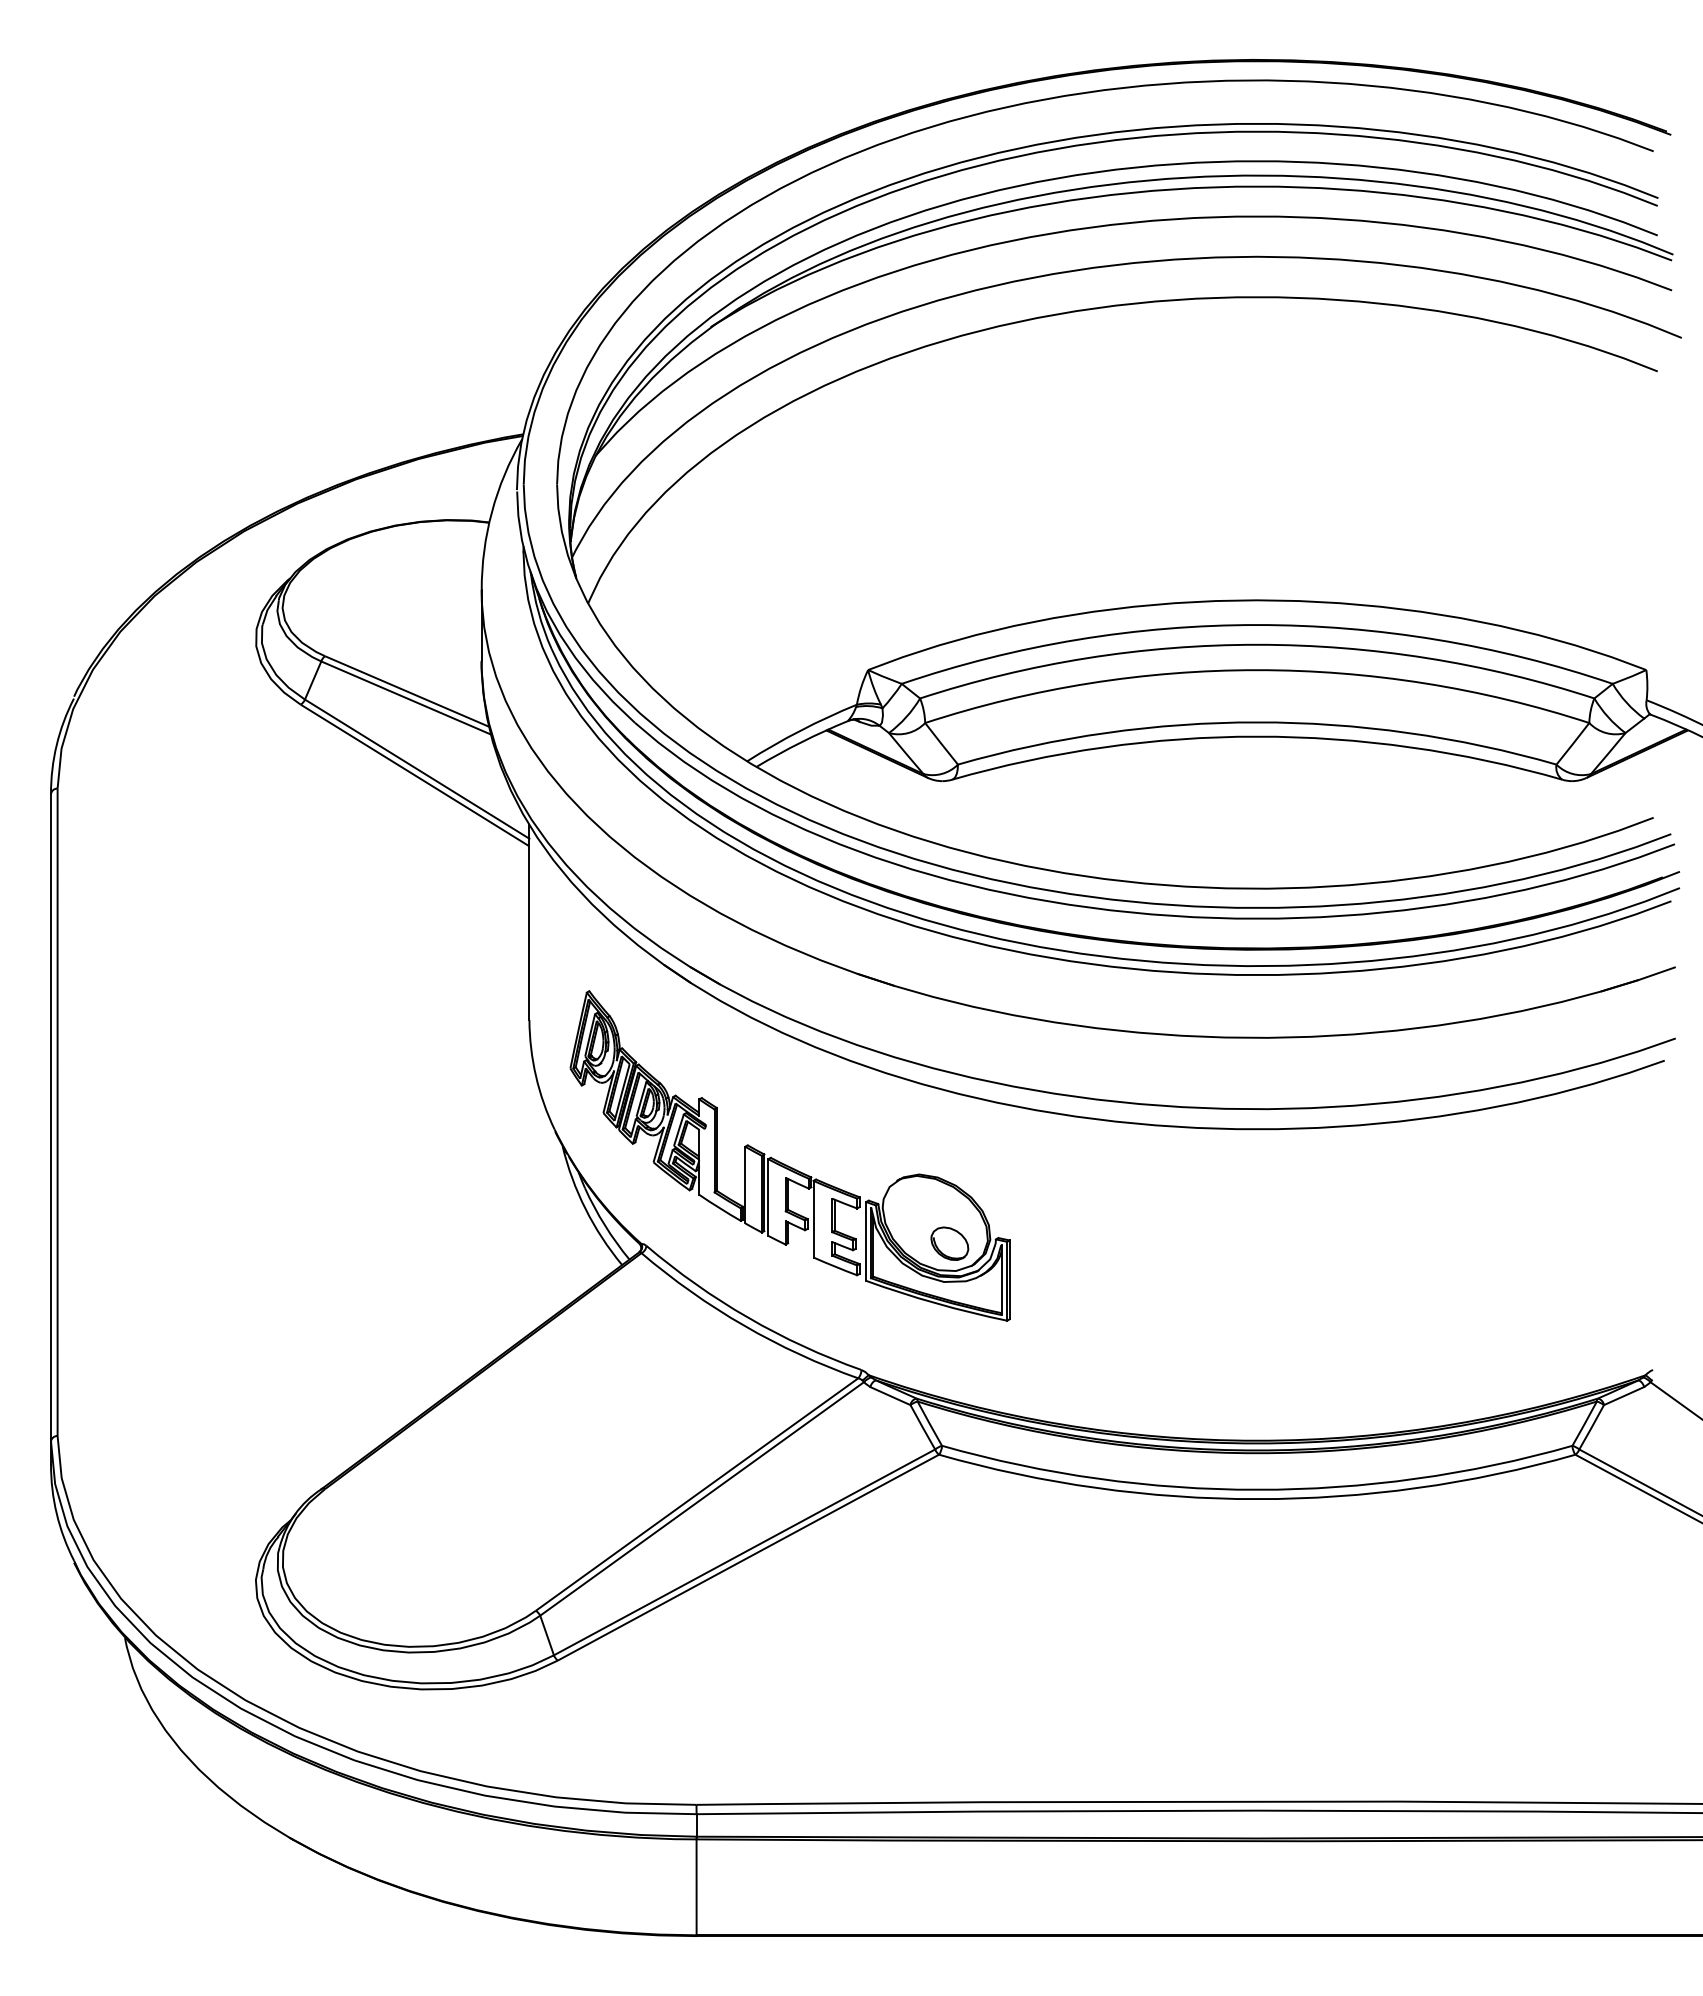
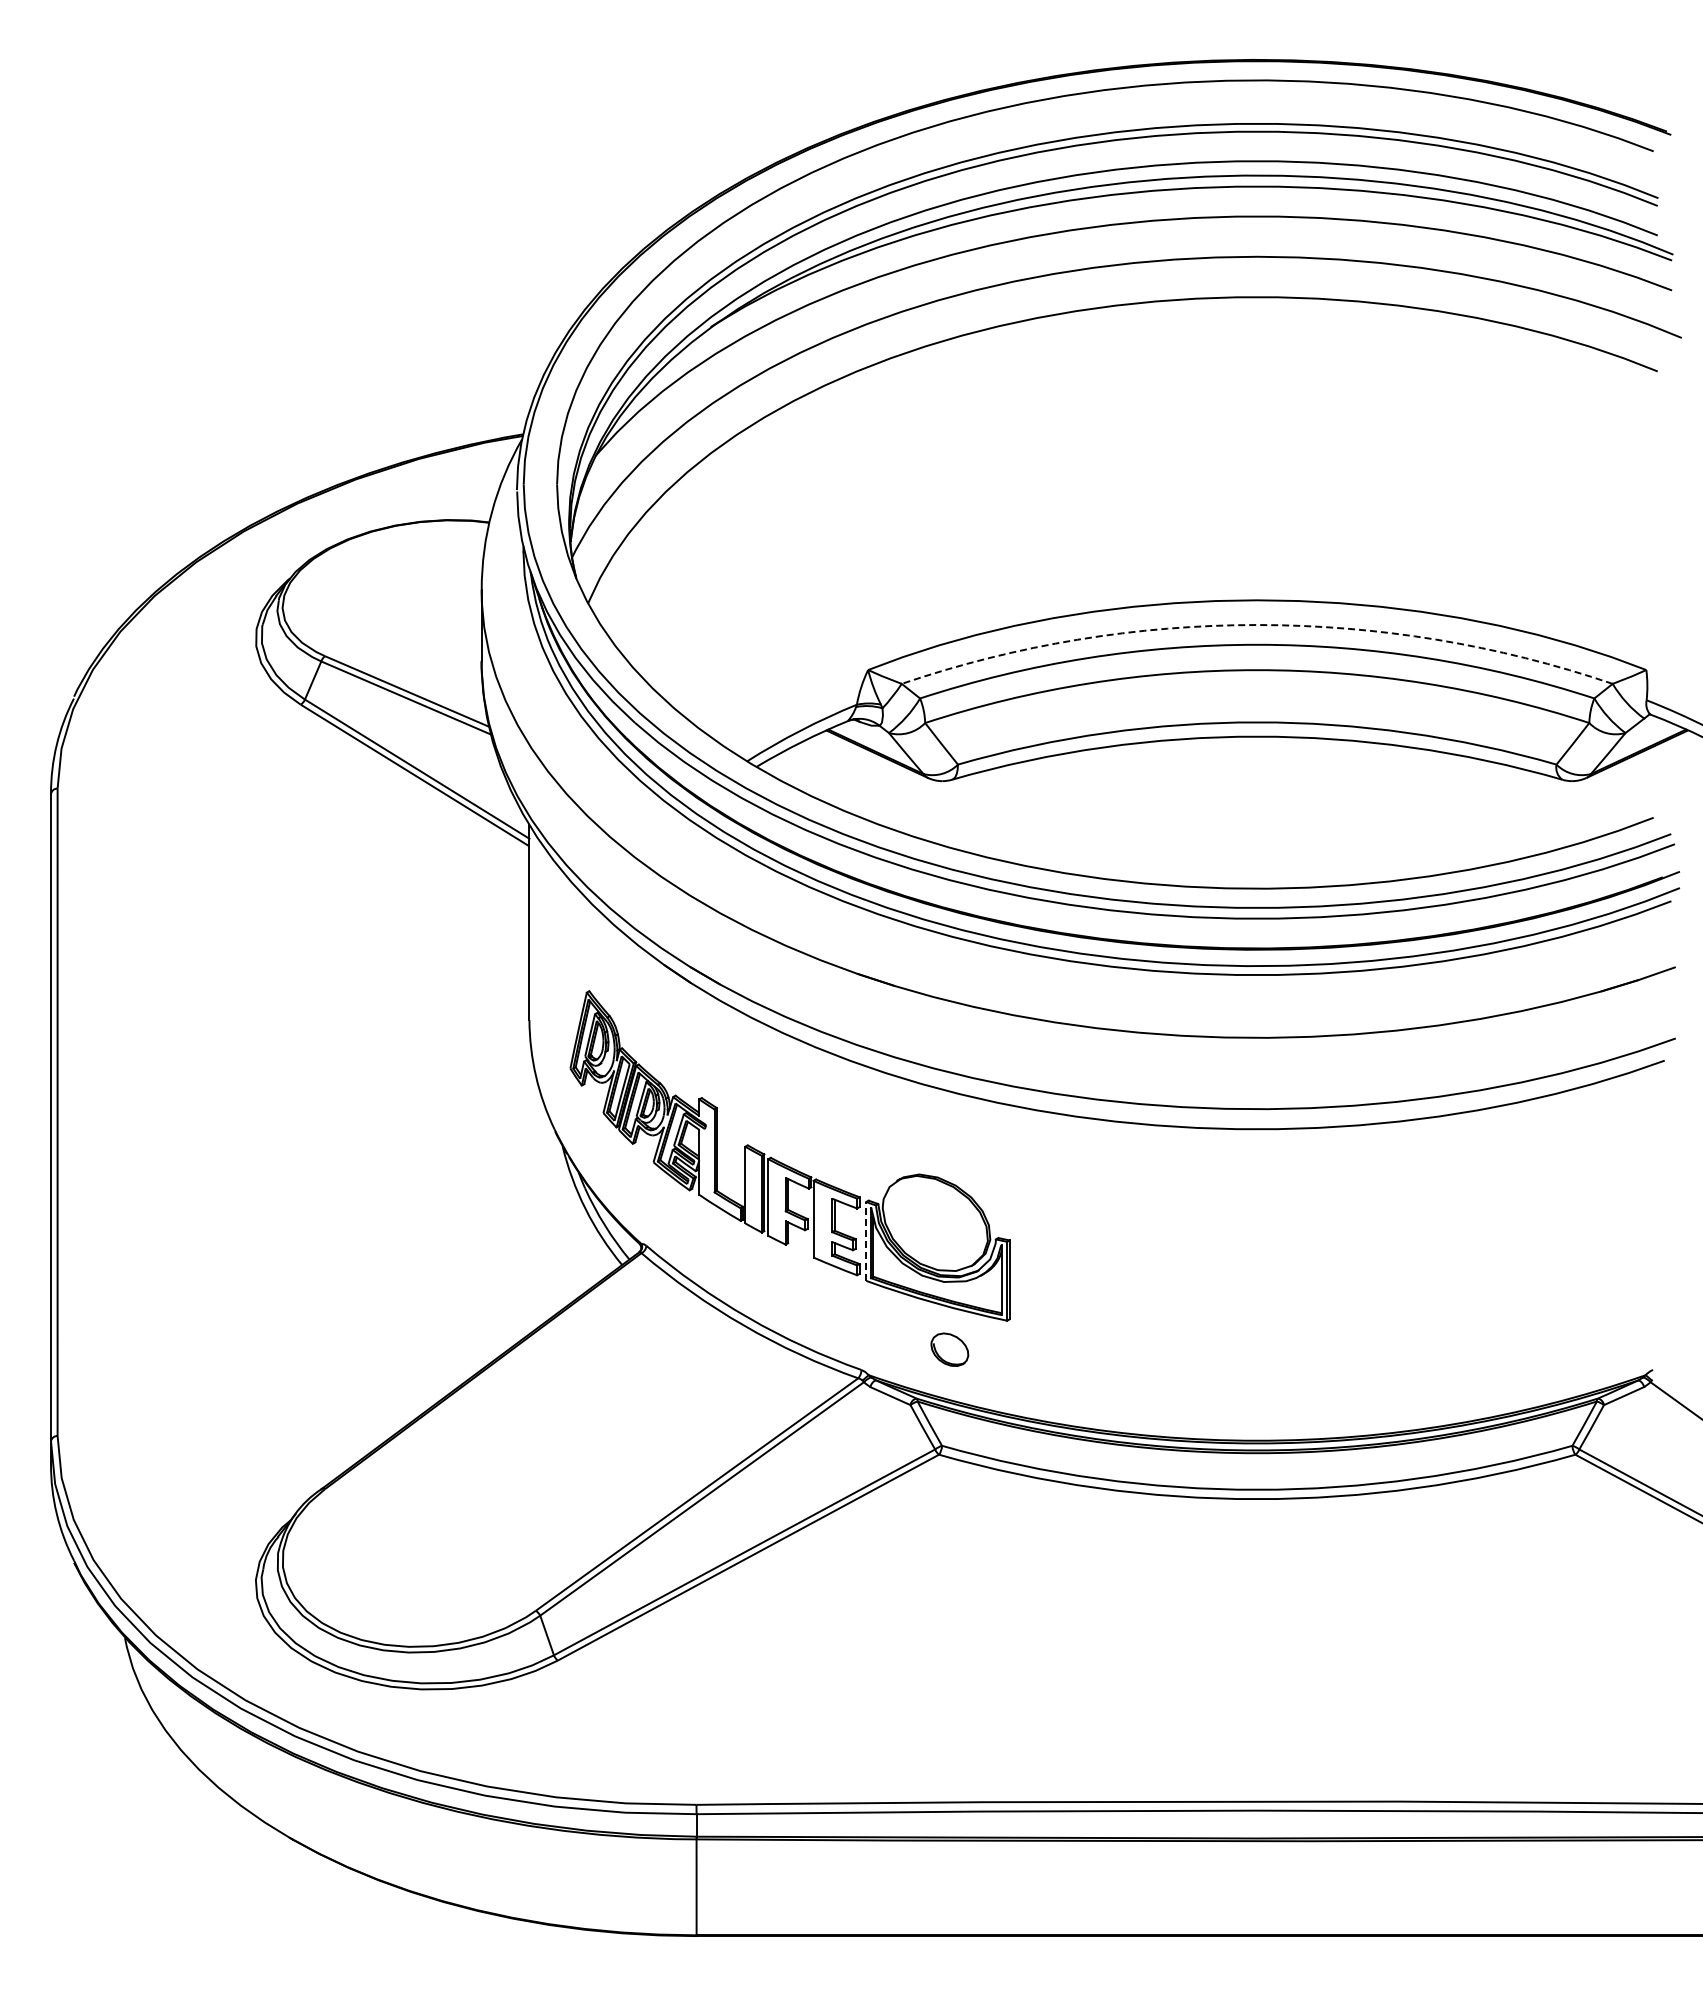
arc: solid -> dashed (1257, 625)
line: solid -> dashed (866, 1240)
part position: (949, 1243) -> (949, 1349) (949, 1349)
